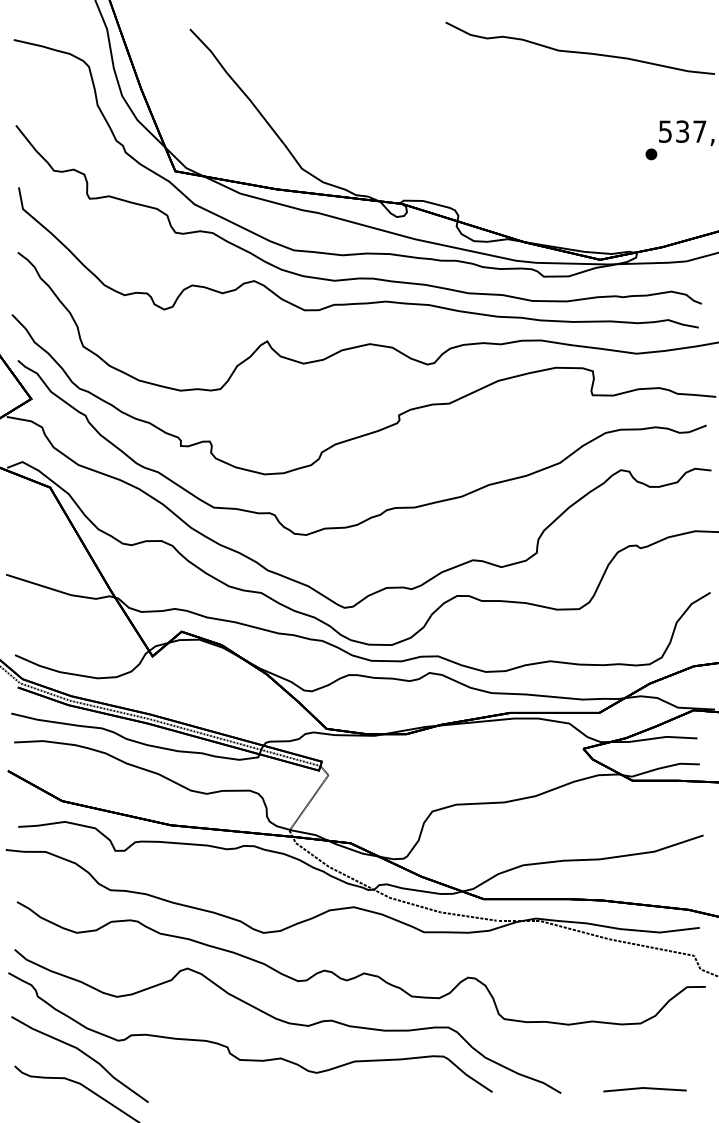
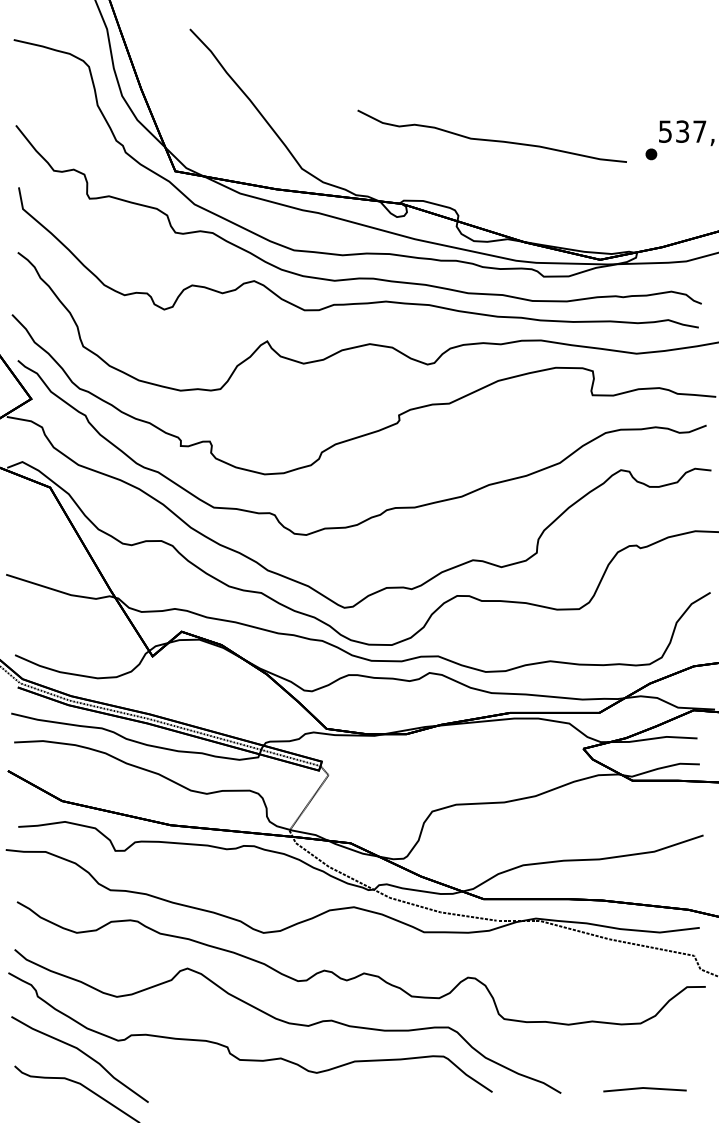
curve position: (579, 51) -> (491, 139) (491, 139)
